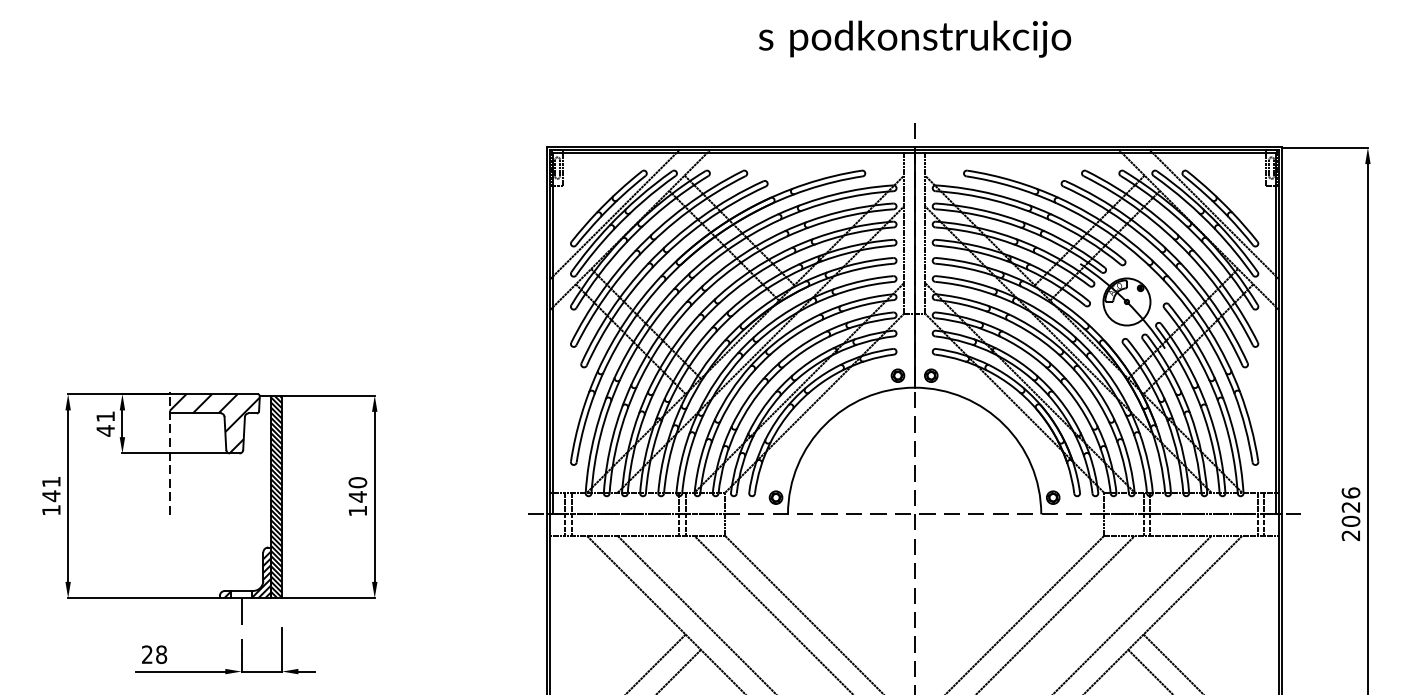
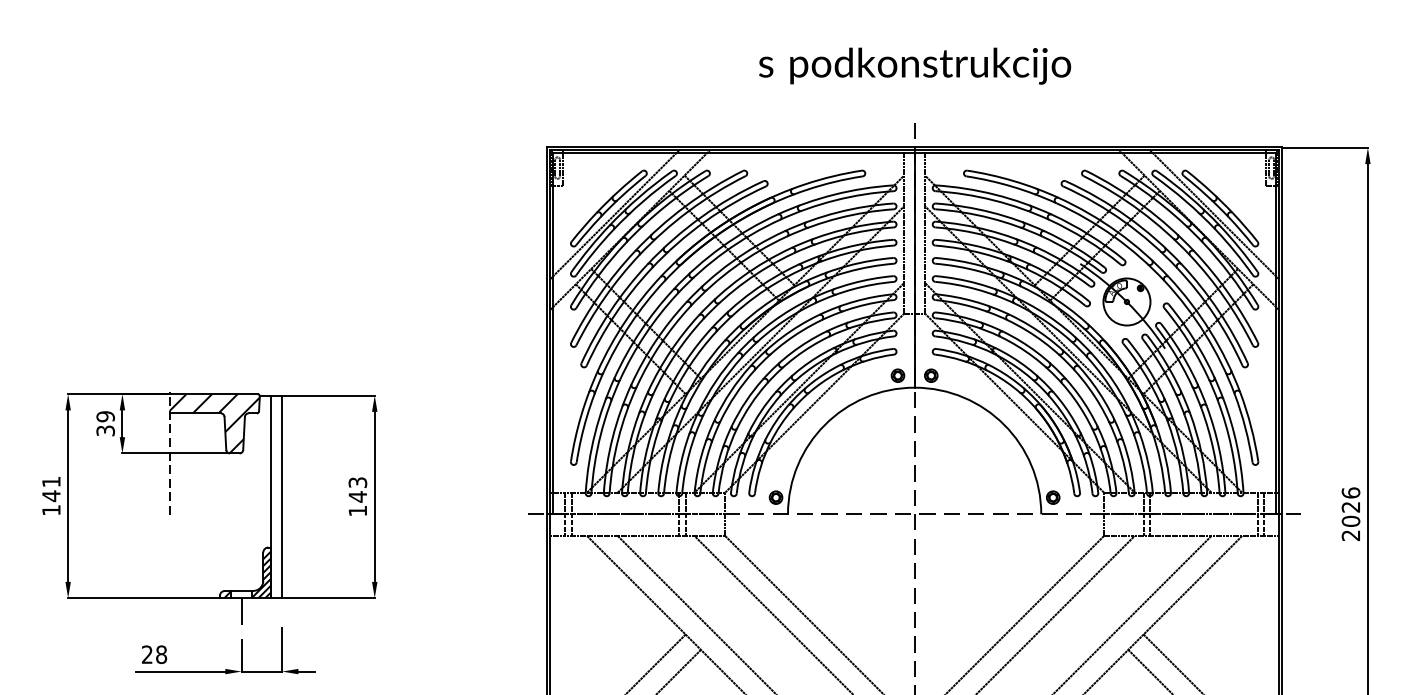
text position: (915, 38) -> (915, 65) (915, 65)
text: 41 -> 39 (105, 423)
text: 140 -> 143 (357, 482)
hatch: present -> none (276, 496)
